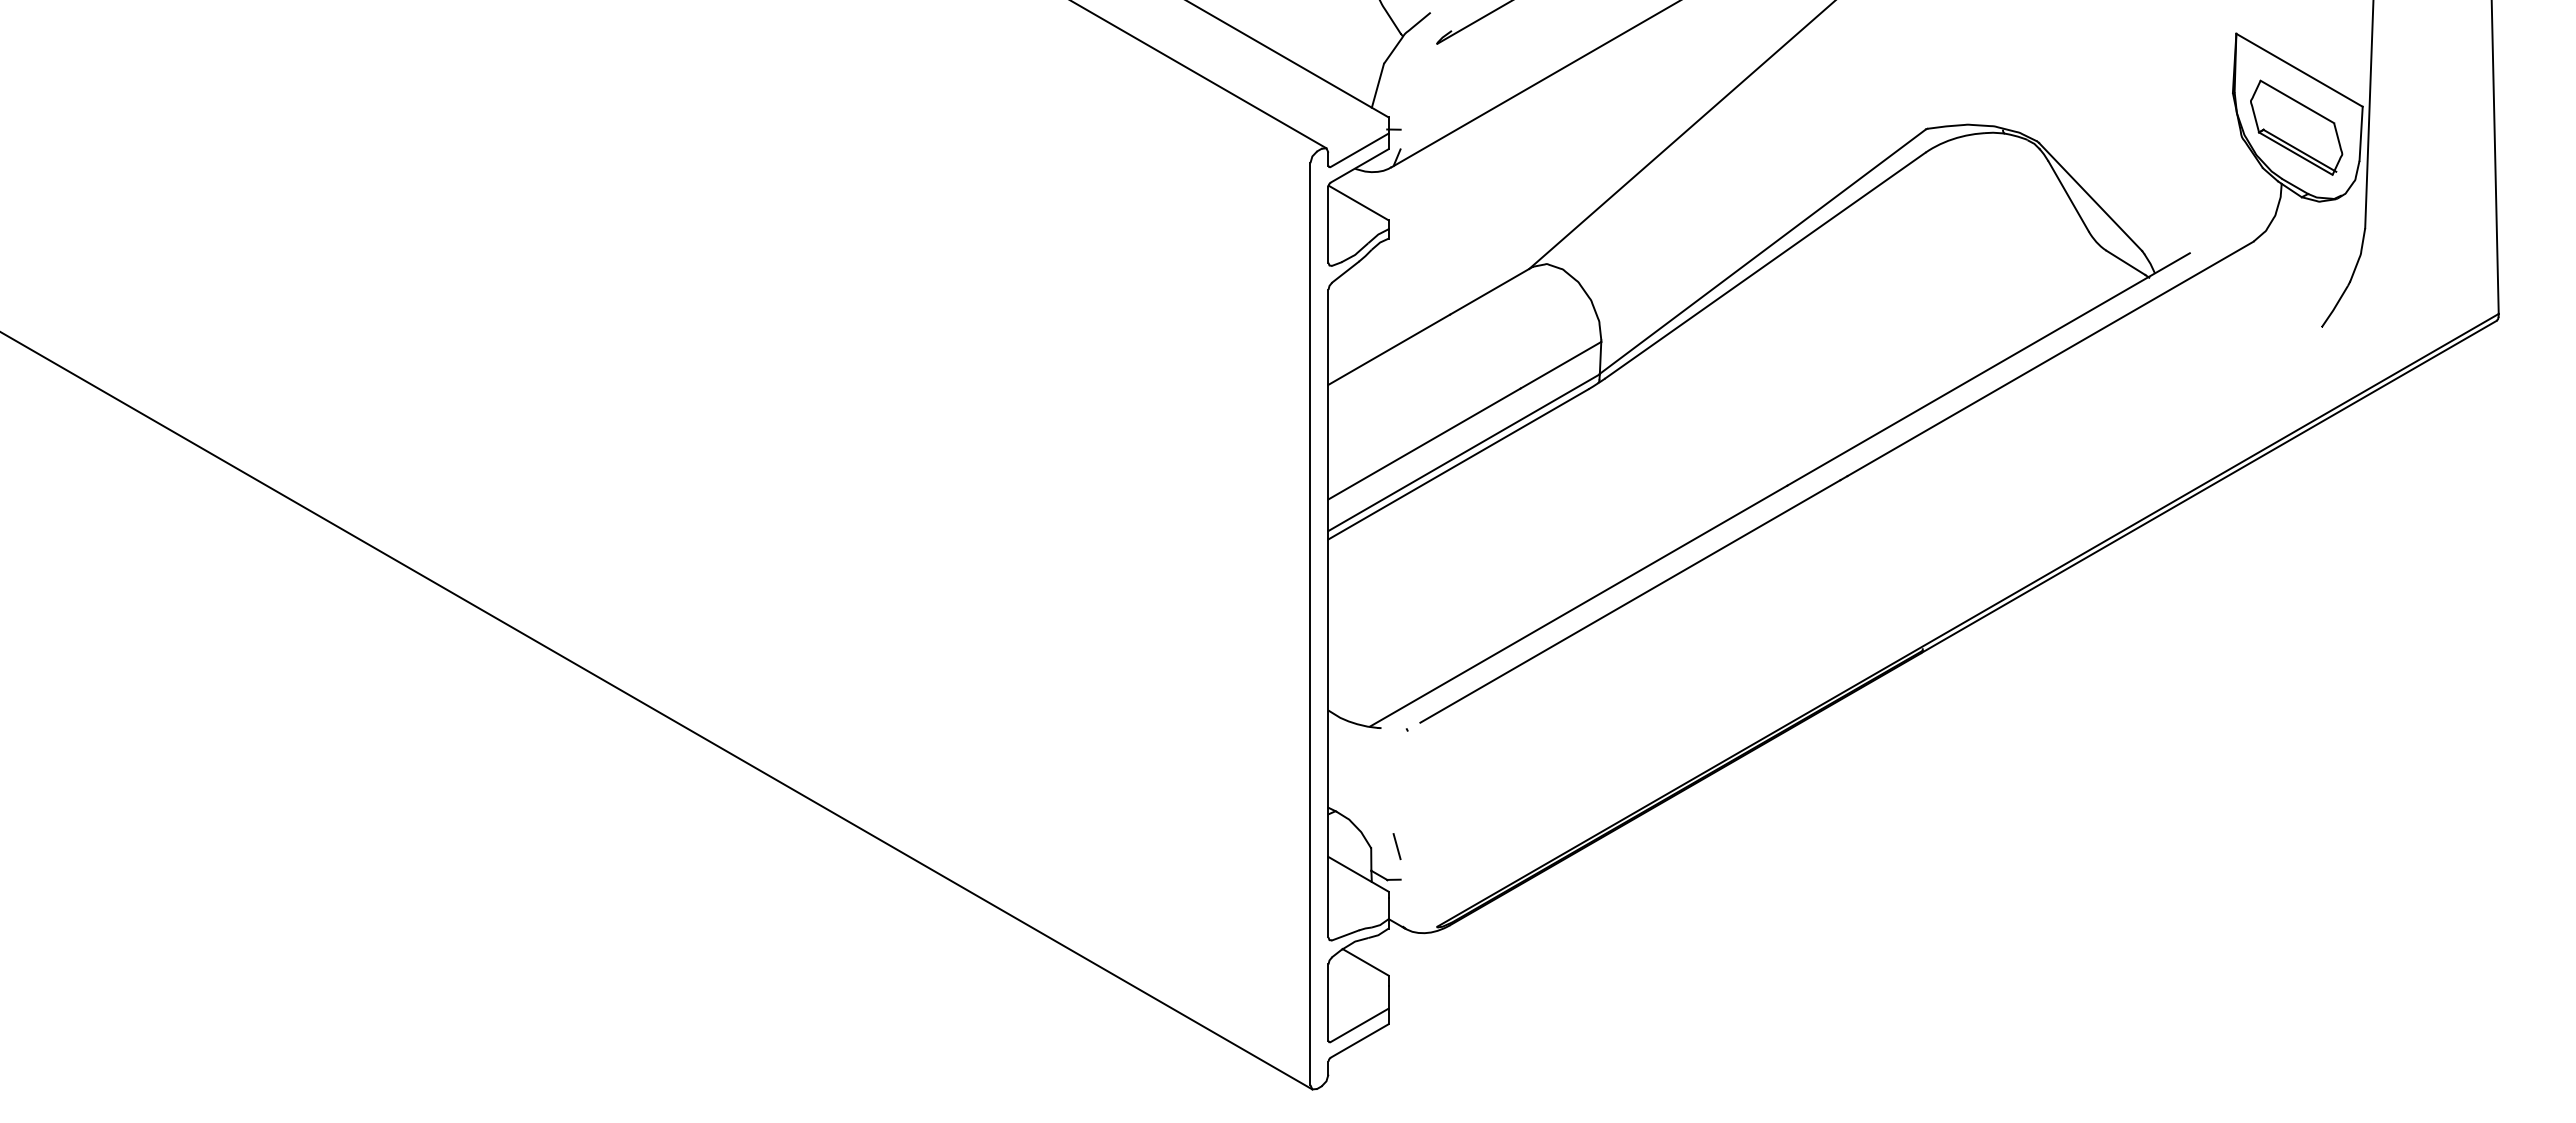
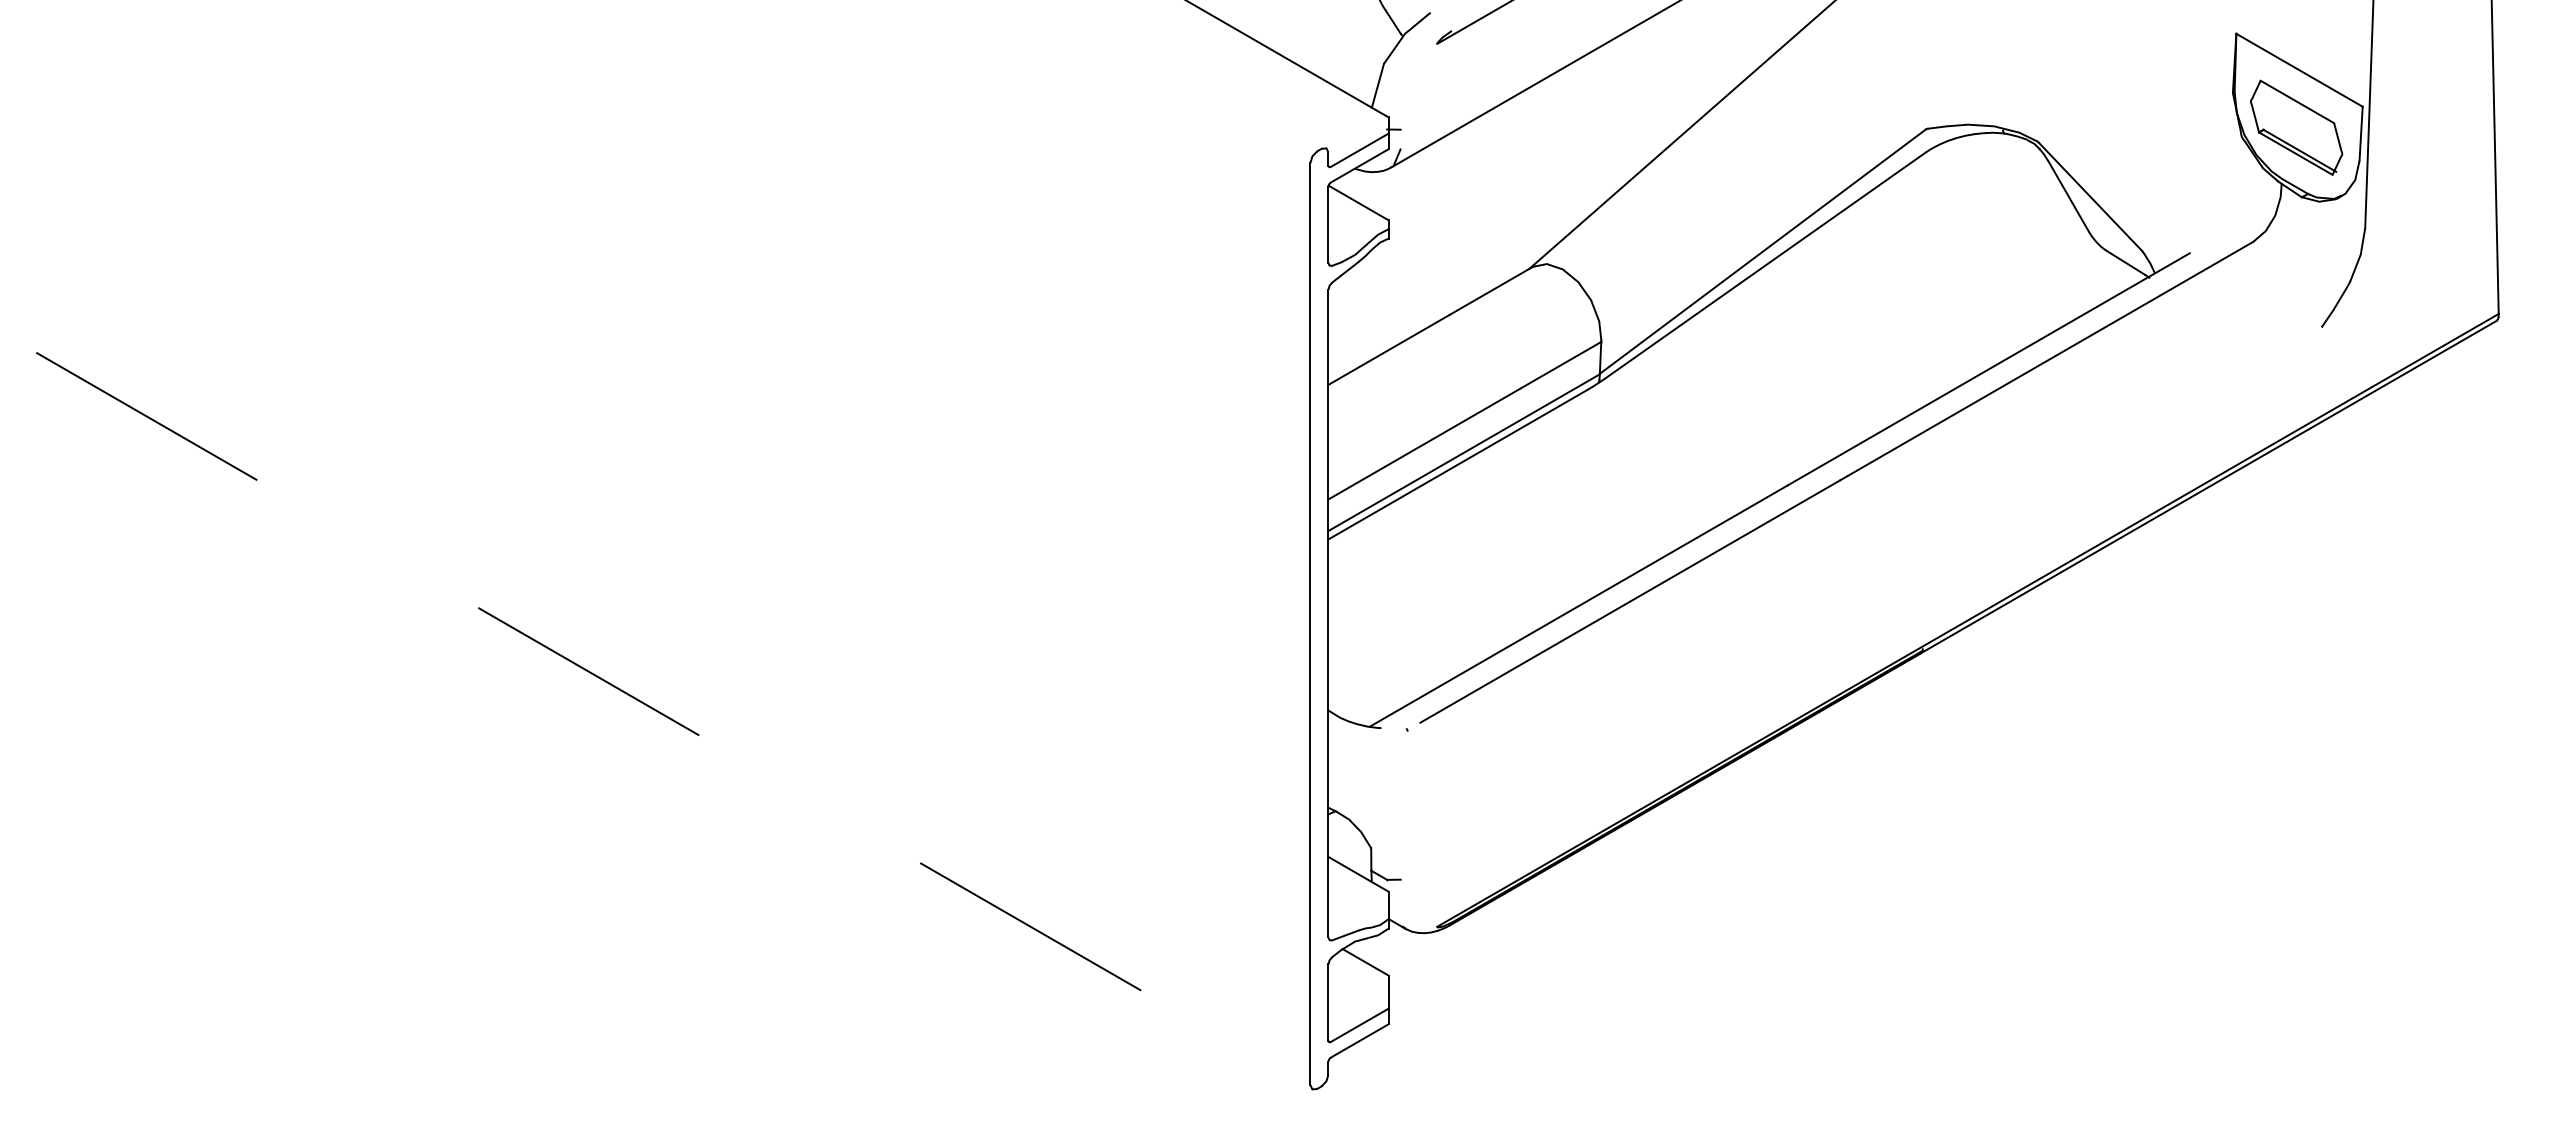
line: present -> none (1199, 75)
line: solid -> dashed (656, 710)
line: present -> none (1396, 846)
